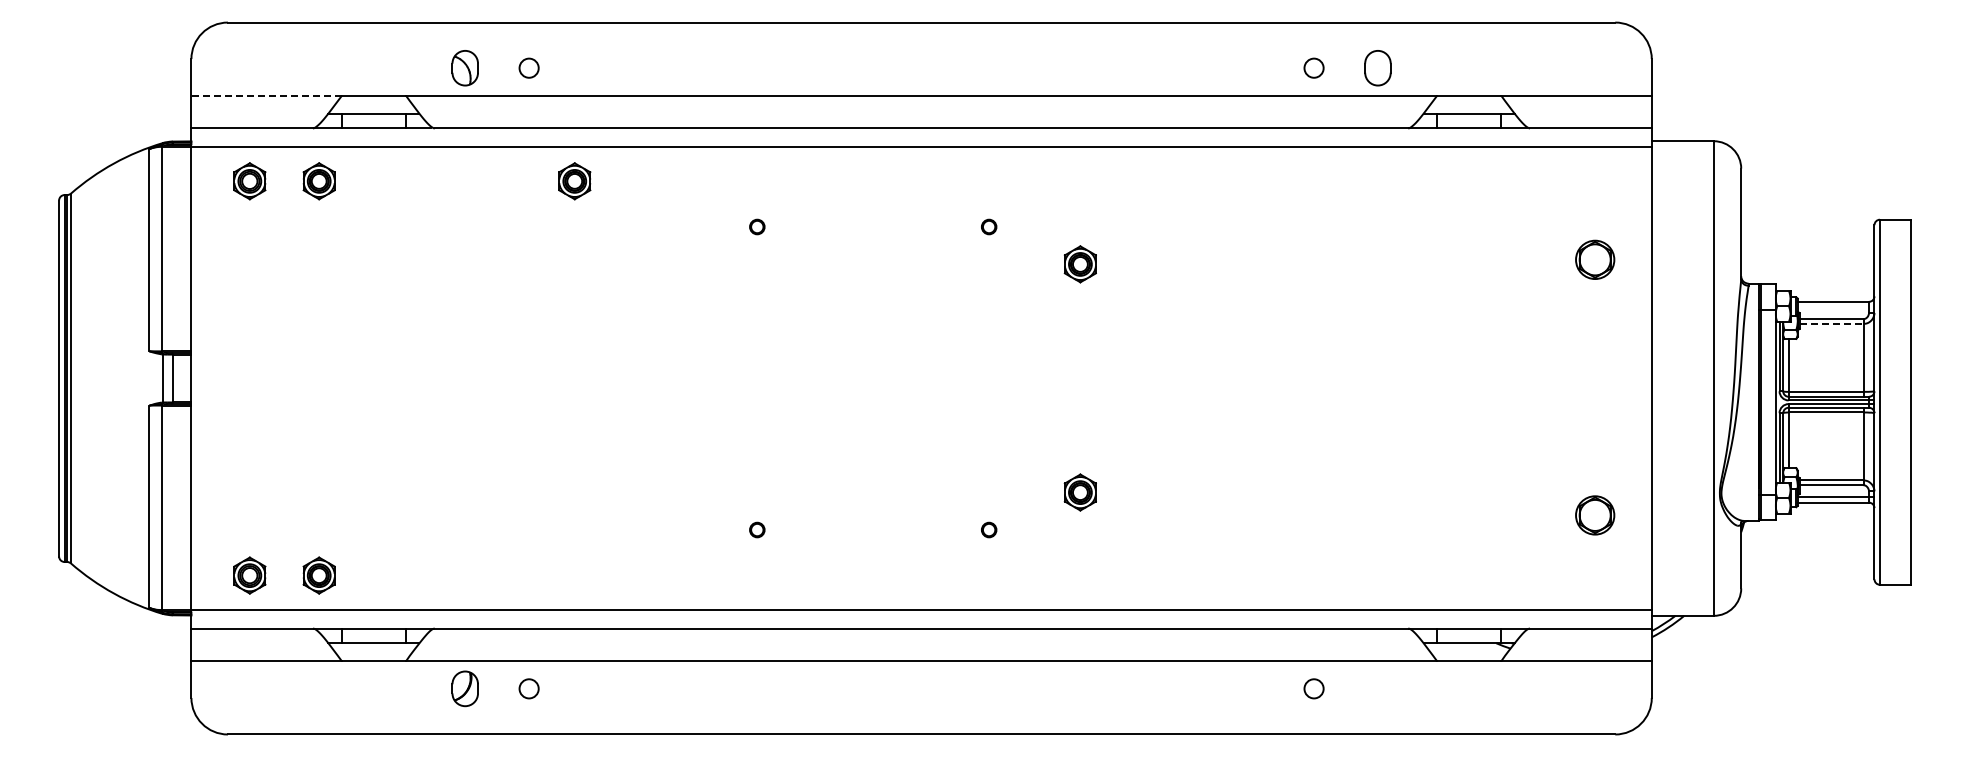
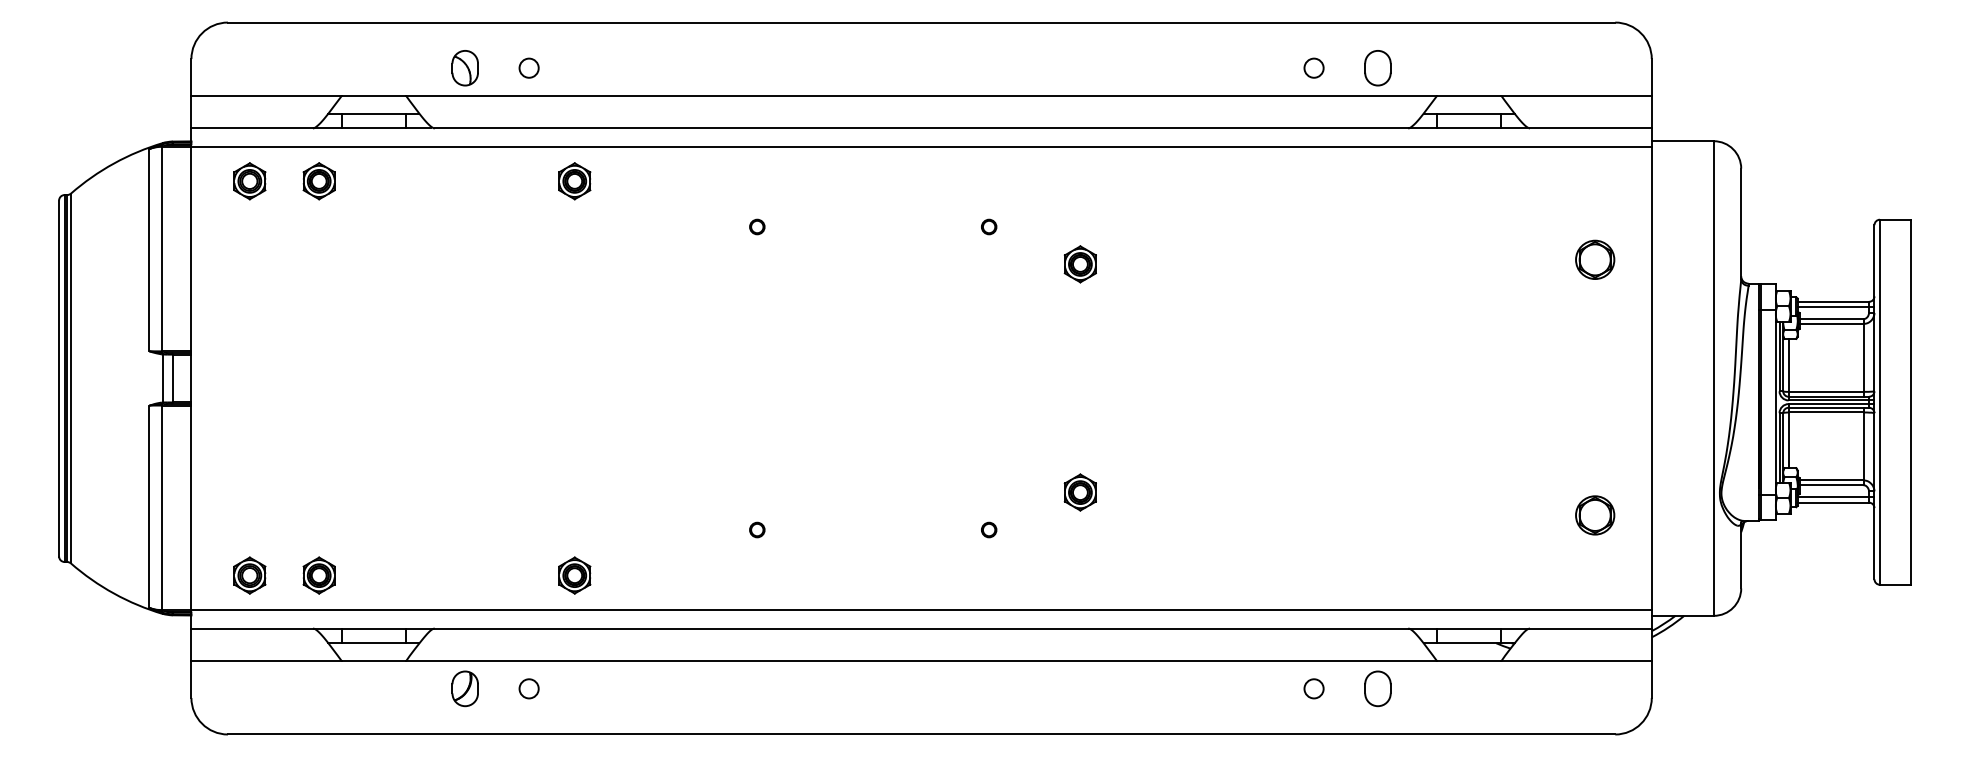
line: dashed -> solid (266, 95)
line: none -> present (1835, 307)
line: dashed -> solid (1831, 323)
part: none -> present (574, 575)
part: none -> present (1377, 688)
